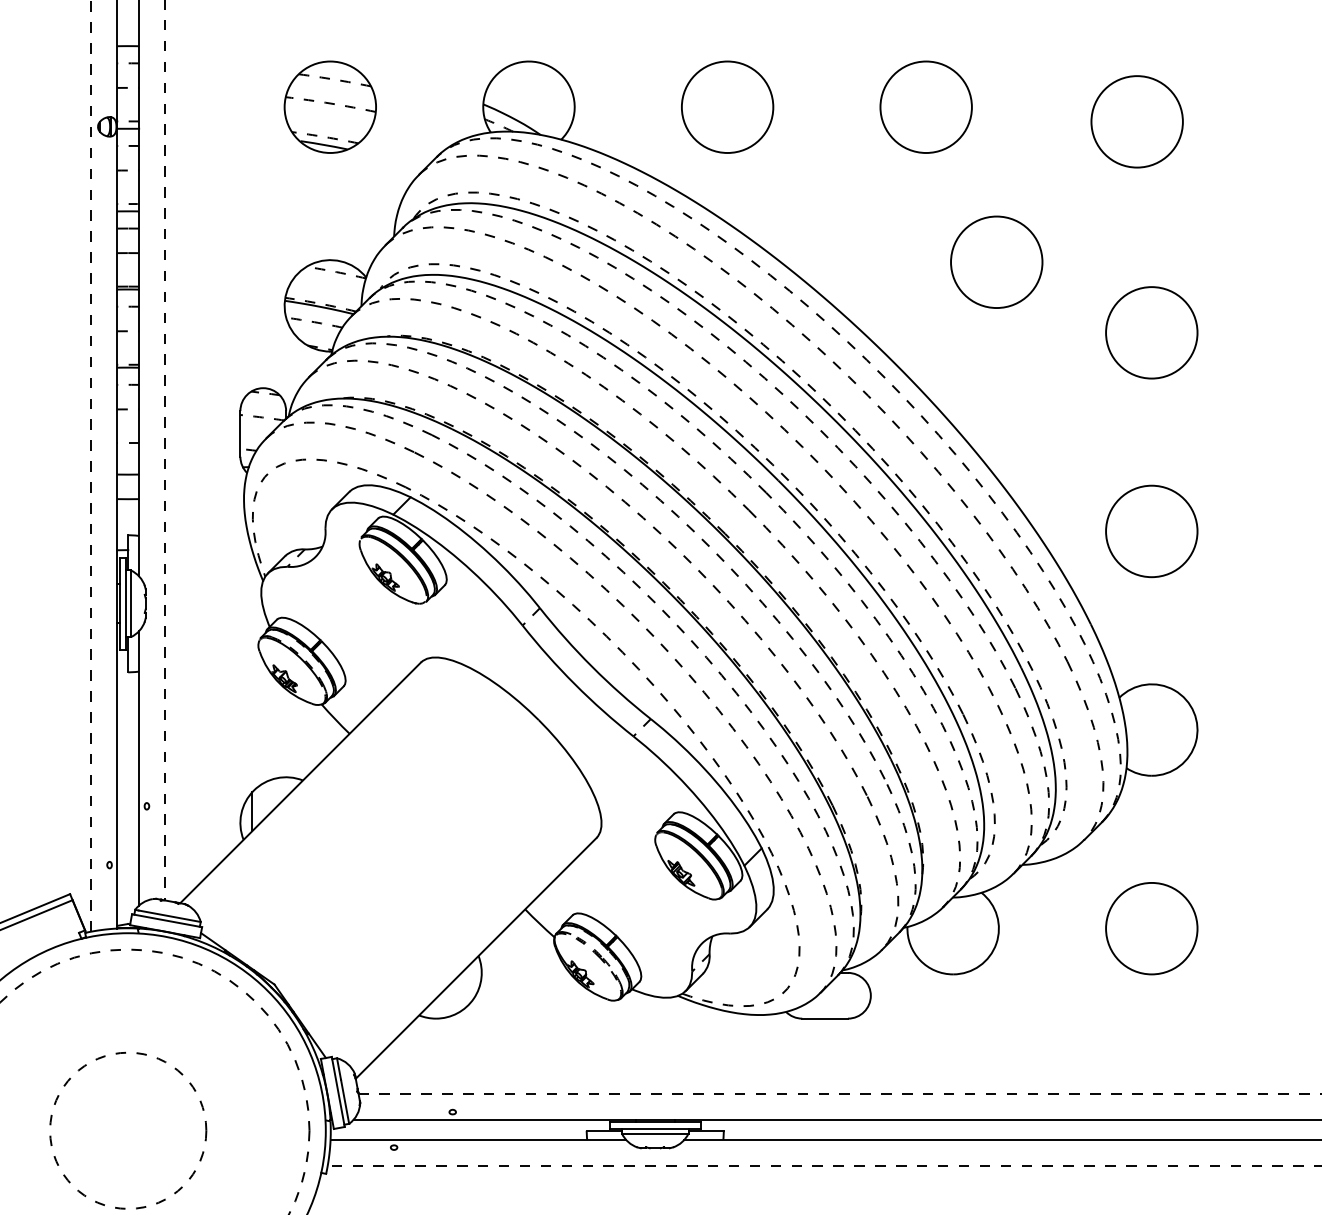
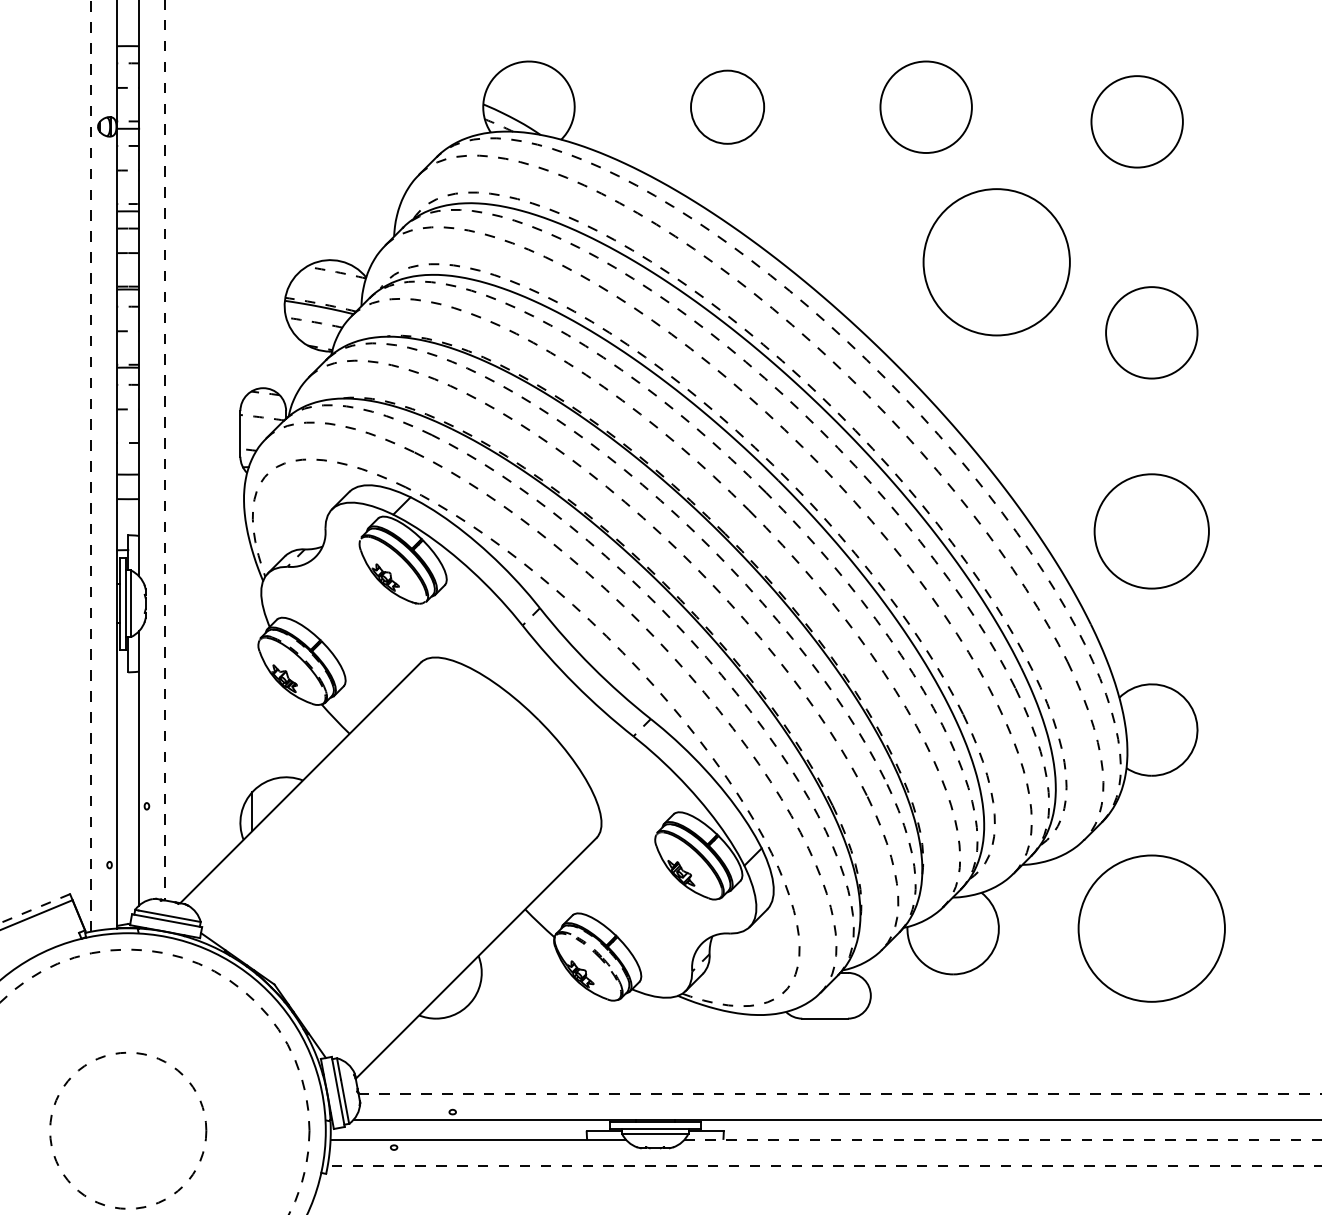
part: present -> none (329, 106)
circle diameter: 91 px -> 73 px (727, 106)
circle diameter: 91 px -> 146 px (996, 262)
circle diameter: 91 px -> 114 px (1151, 531)
line: solid -> dashed (35, 908)
circle diameter: 91 px -> 146 px (1151, 928)
line: solid -> dashed (1003, 1139)
